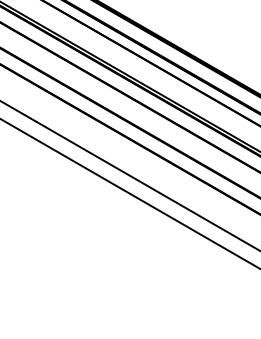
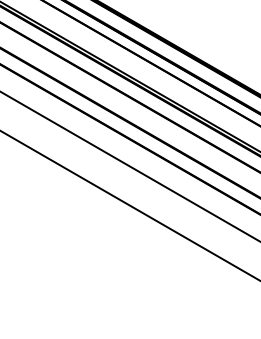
line position: (129, 175) -> (129, 166) (129, 166)
line position: (129, 193) -> (129, 205) (129, 205)
